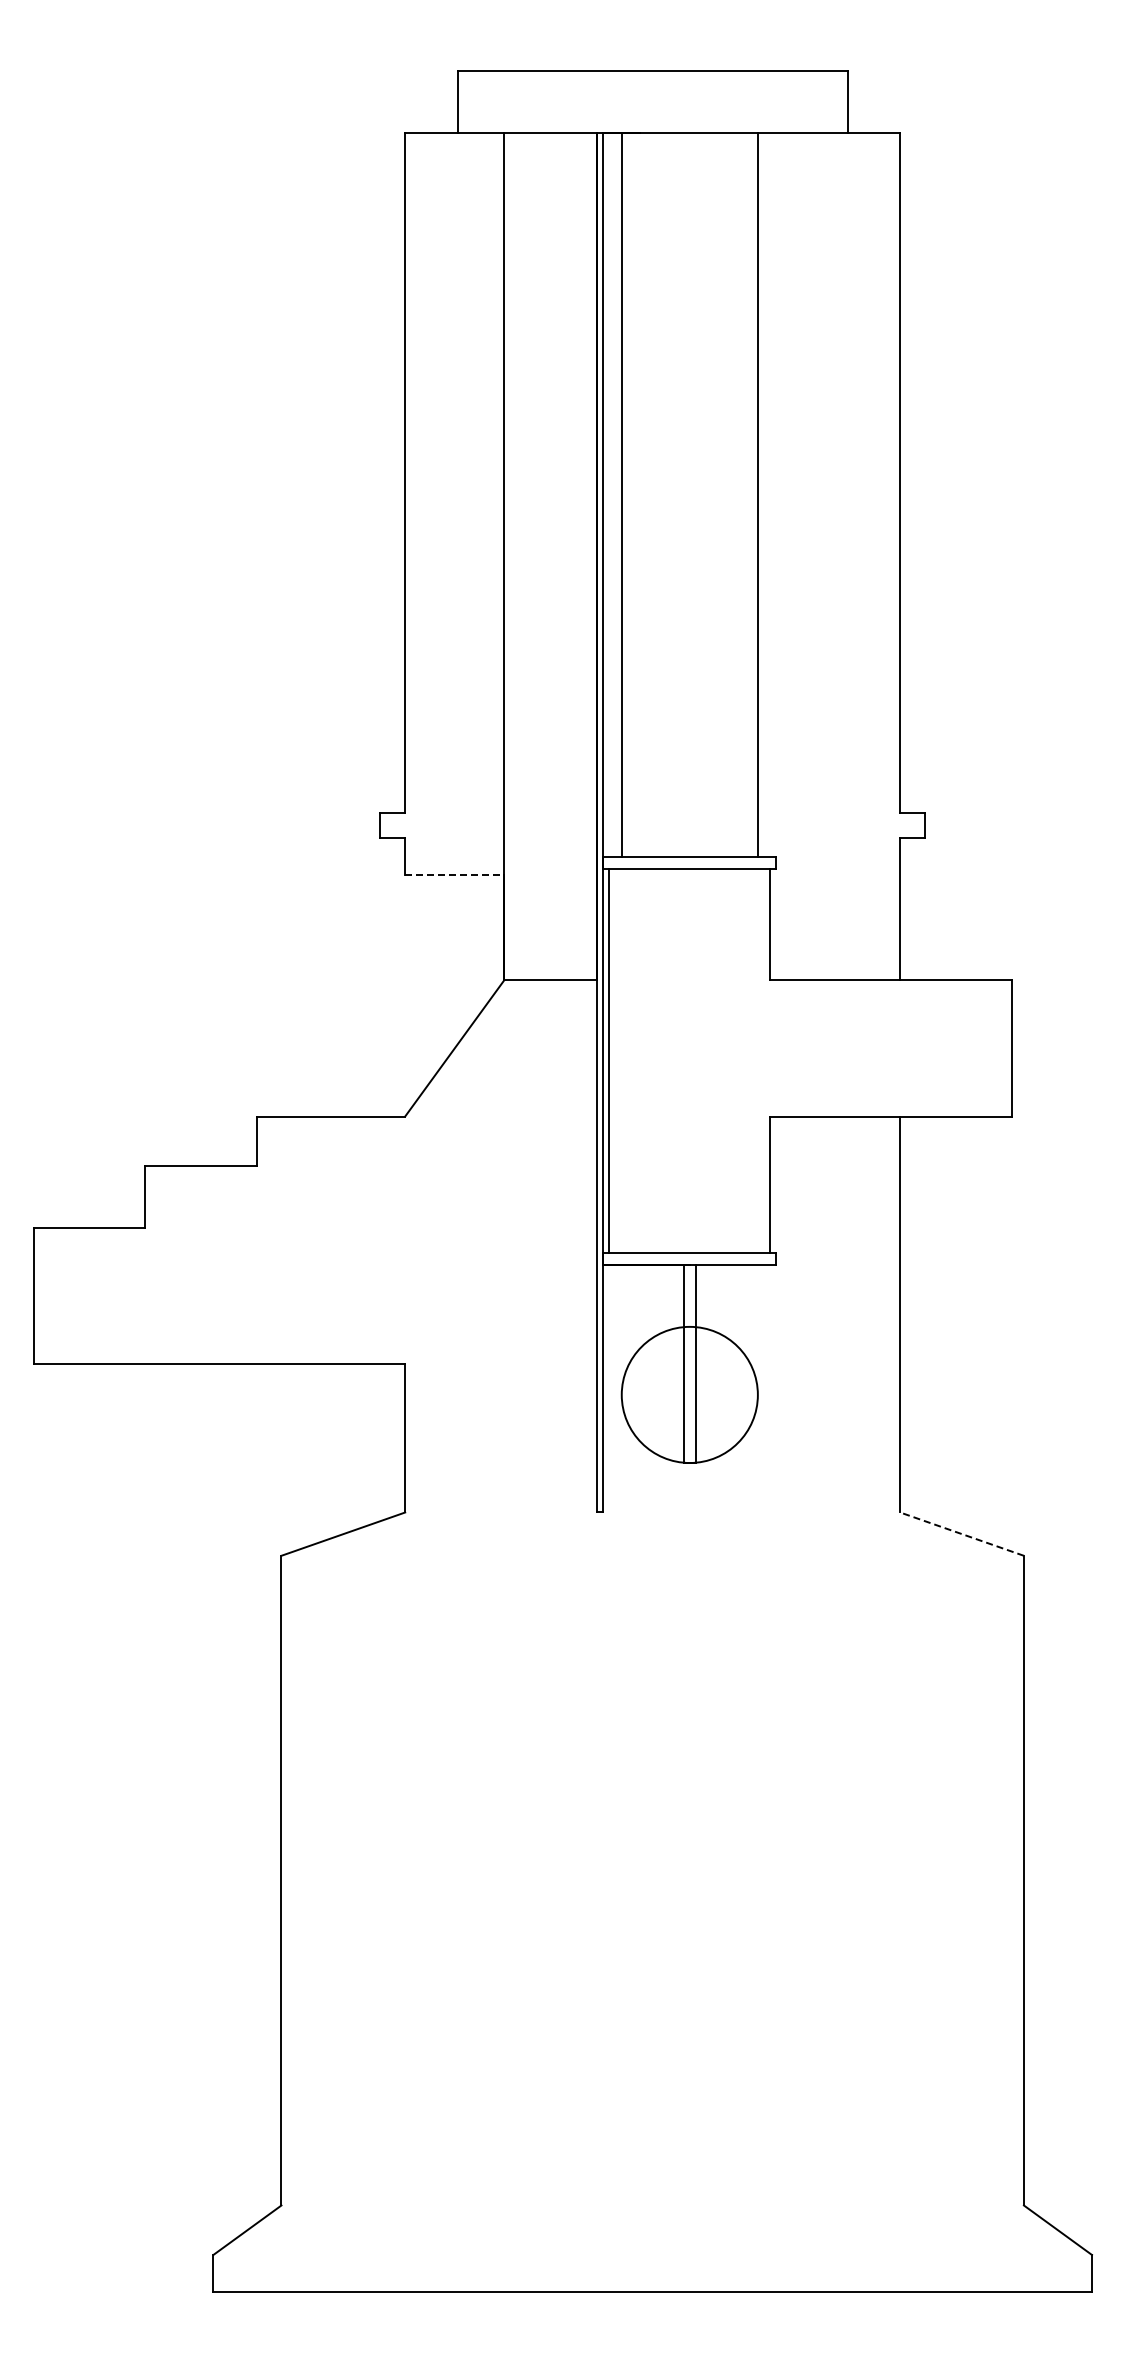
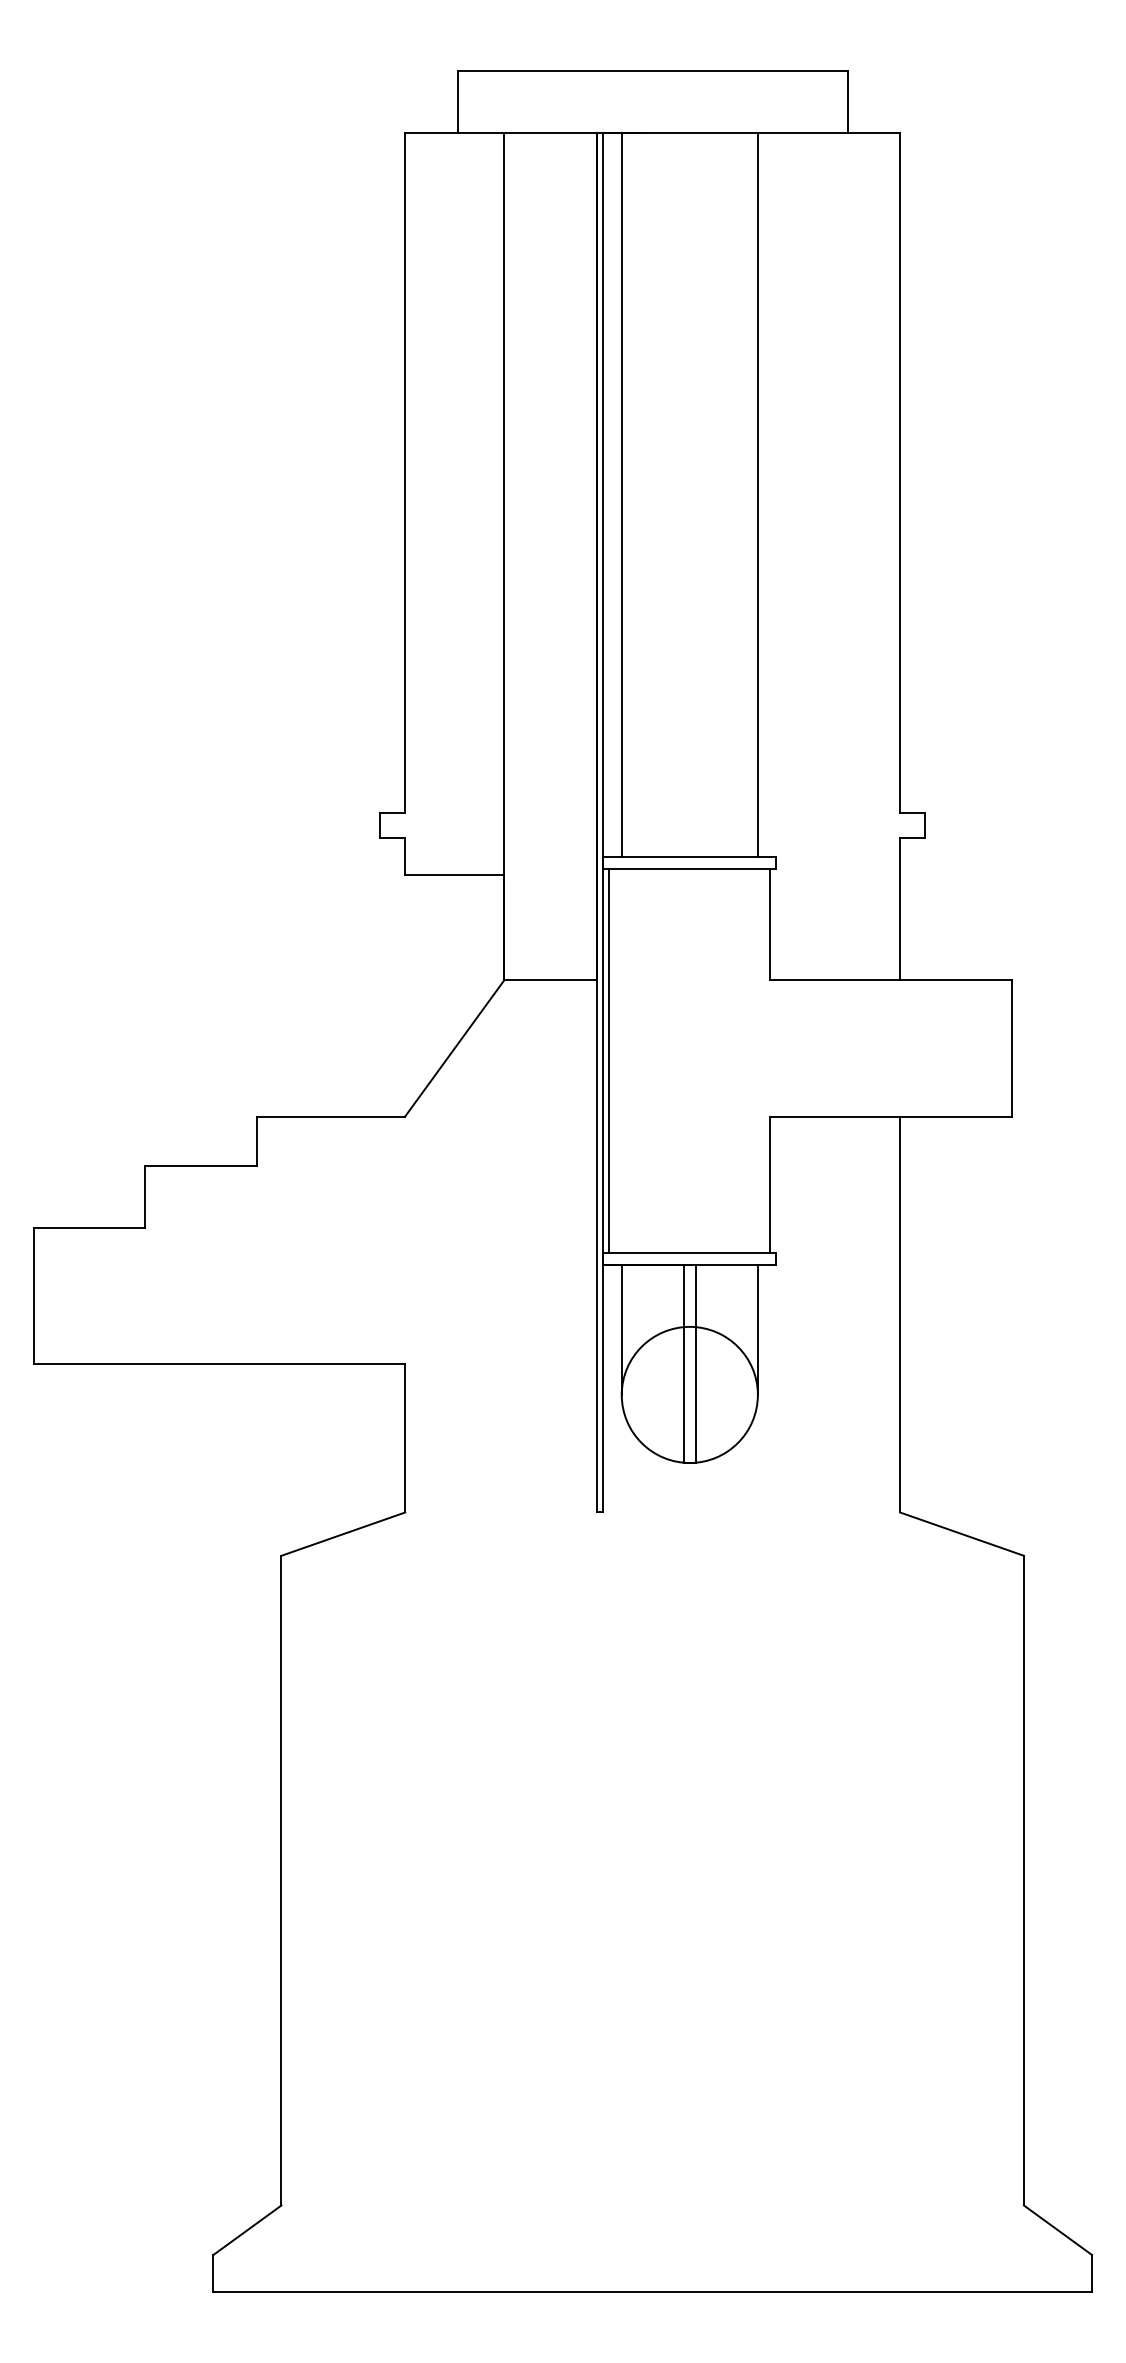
line: dashed -> solid (455, 875)
line: none -> present (621, 1329)
line: none -> present (757, 1329)
line: dashed -> solid (962, 1534)
